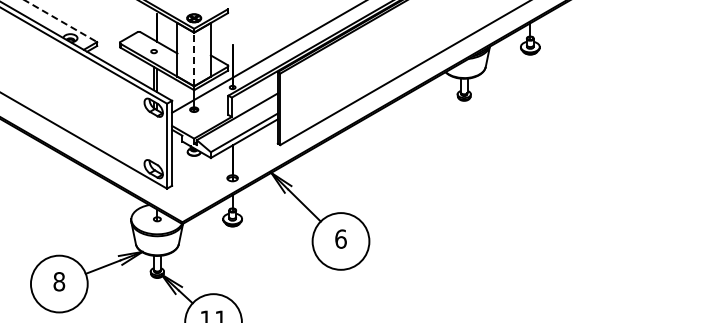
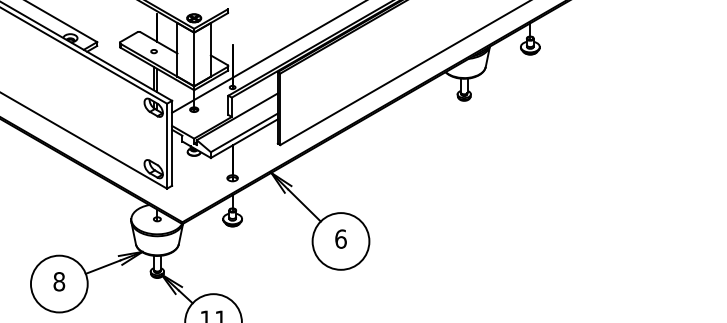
line: dashed -> solid (60, 21)
line: dashed -> solid (194, 59)
